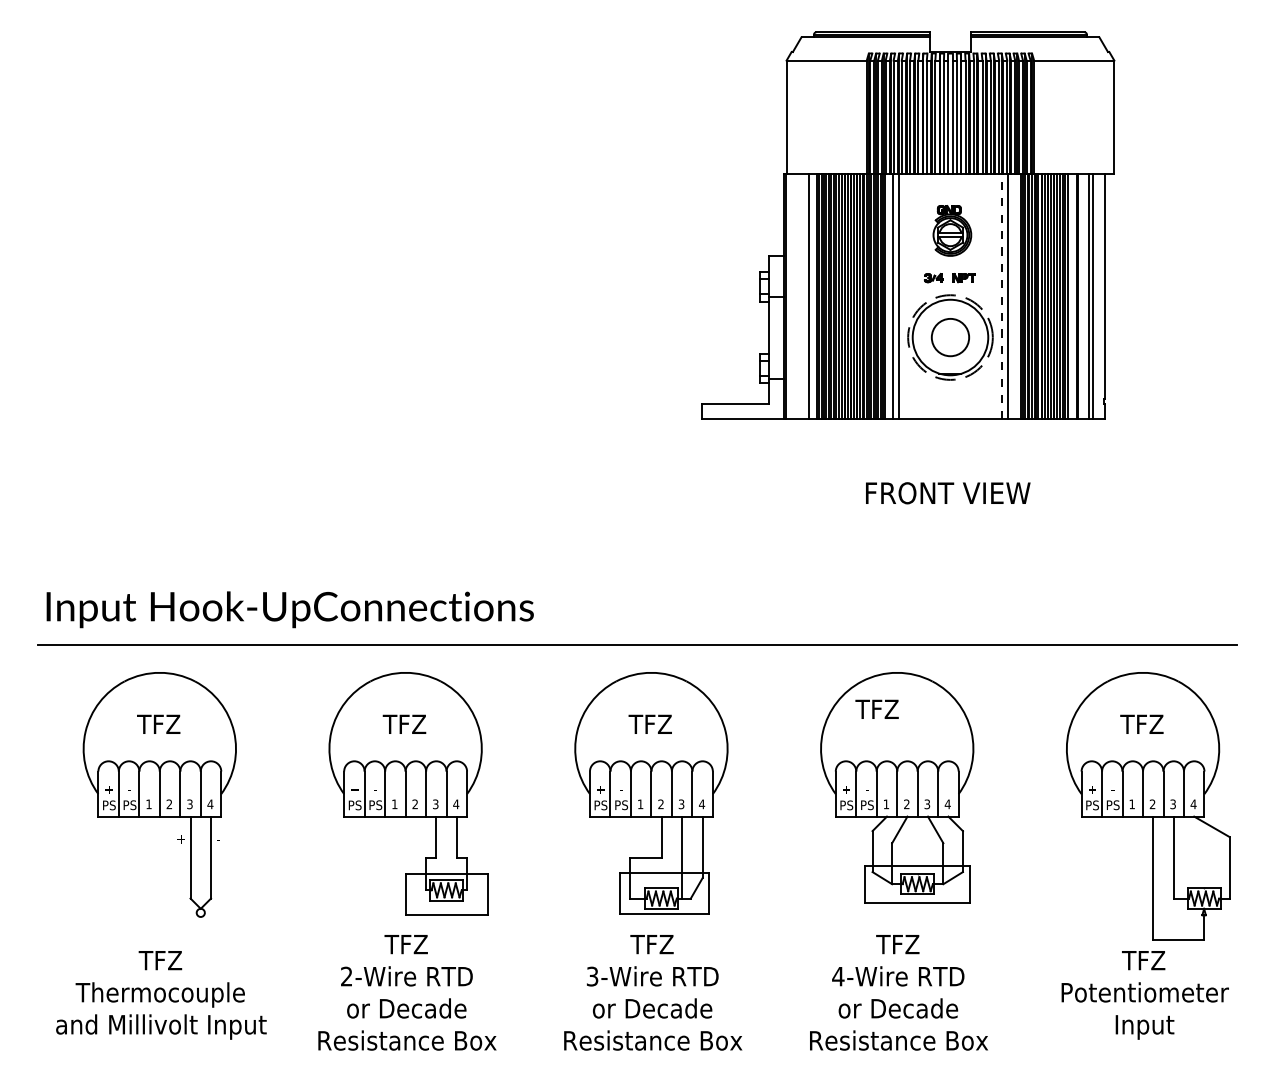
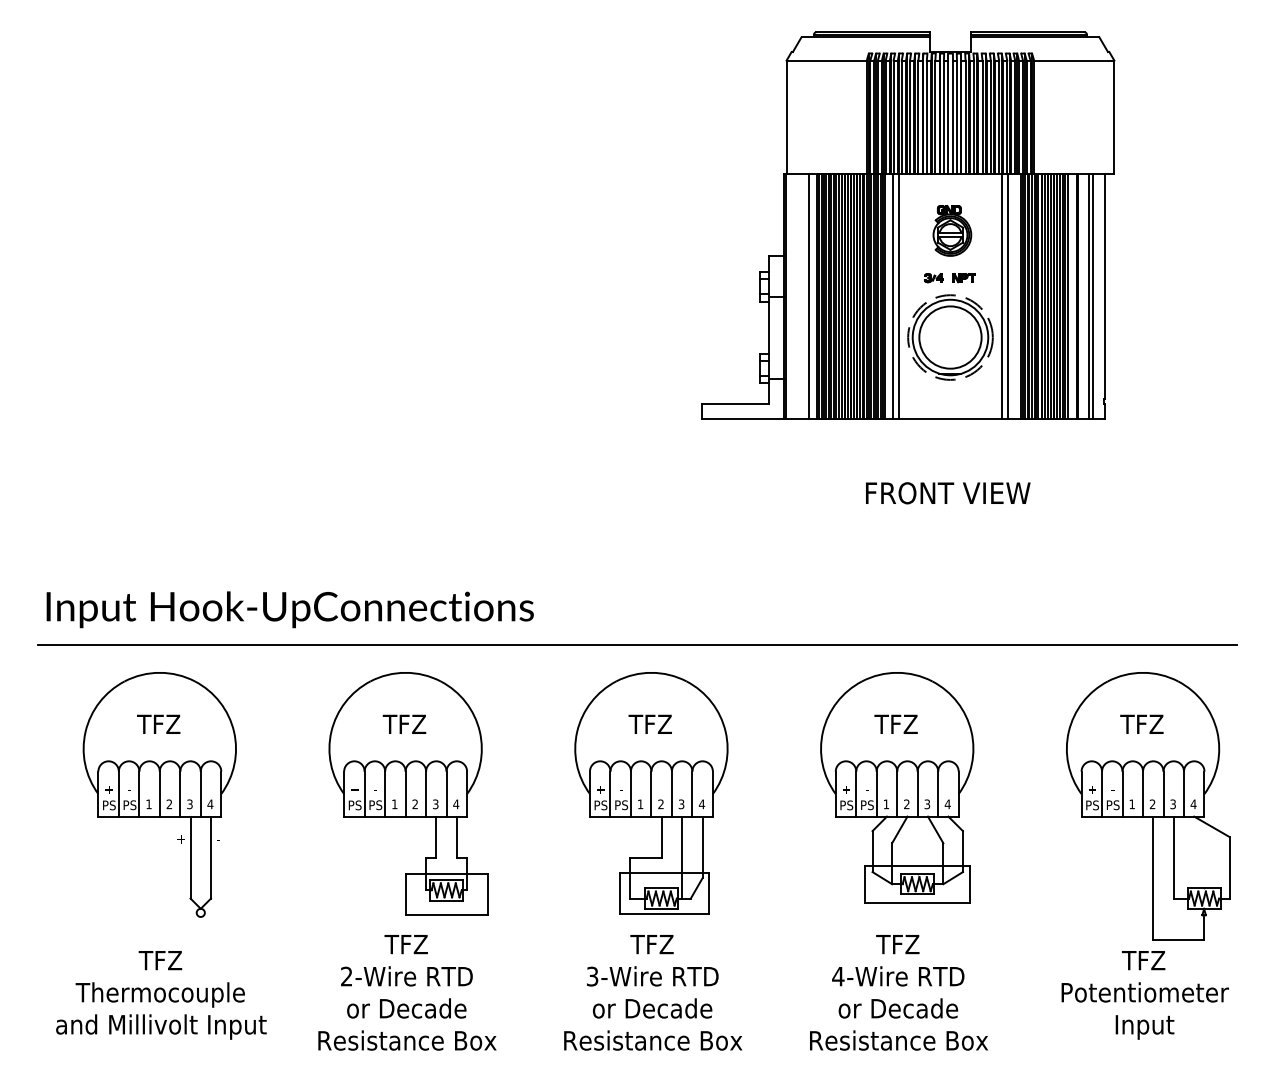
line: dashed -> solid (1001, 296)
circle diameter: 37 px -> 62 px (950, 337)
text position: (876, 708) -> (895, 723) (895, 723)
